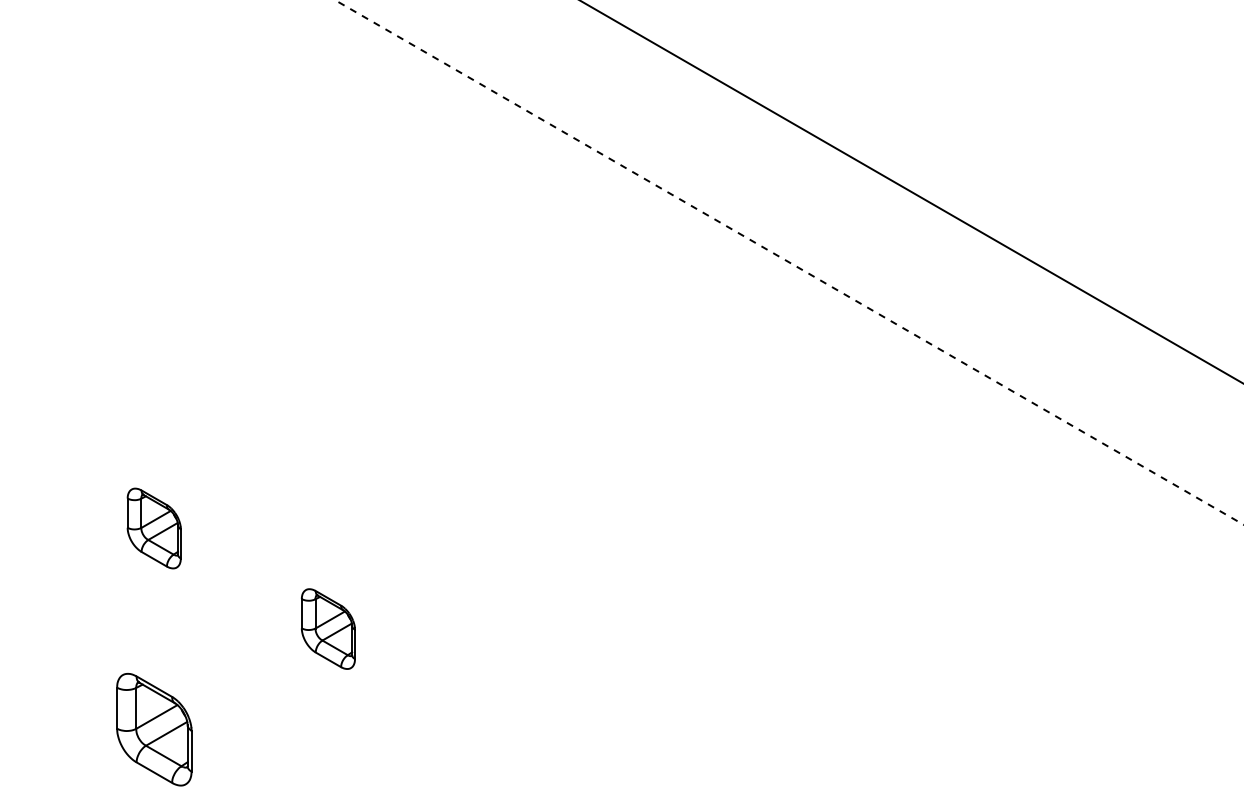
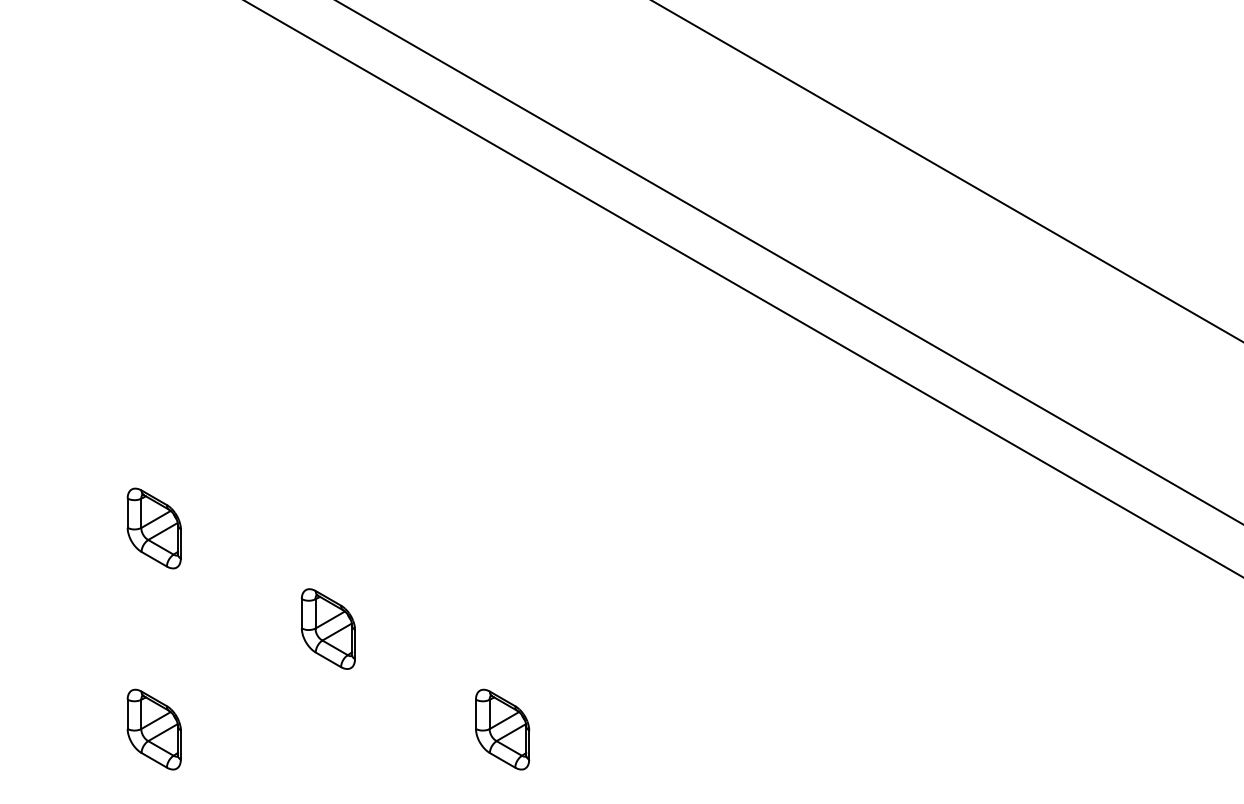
line position: (911, 192) -> (947, 171) (947, 171)
line: dashed -> solid (788, 262)
line: none -> present (743, 288)
part size: 77x114 px -> 56x83 px (153, 729)
part: none -> present (502, 729)
